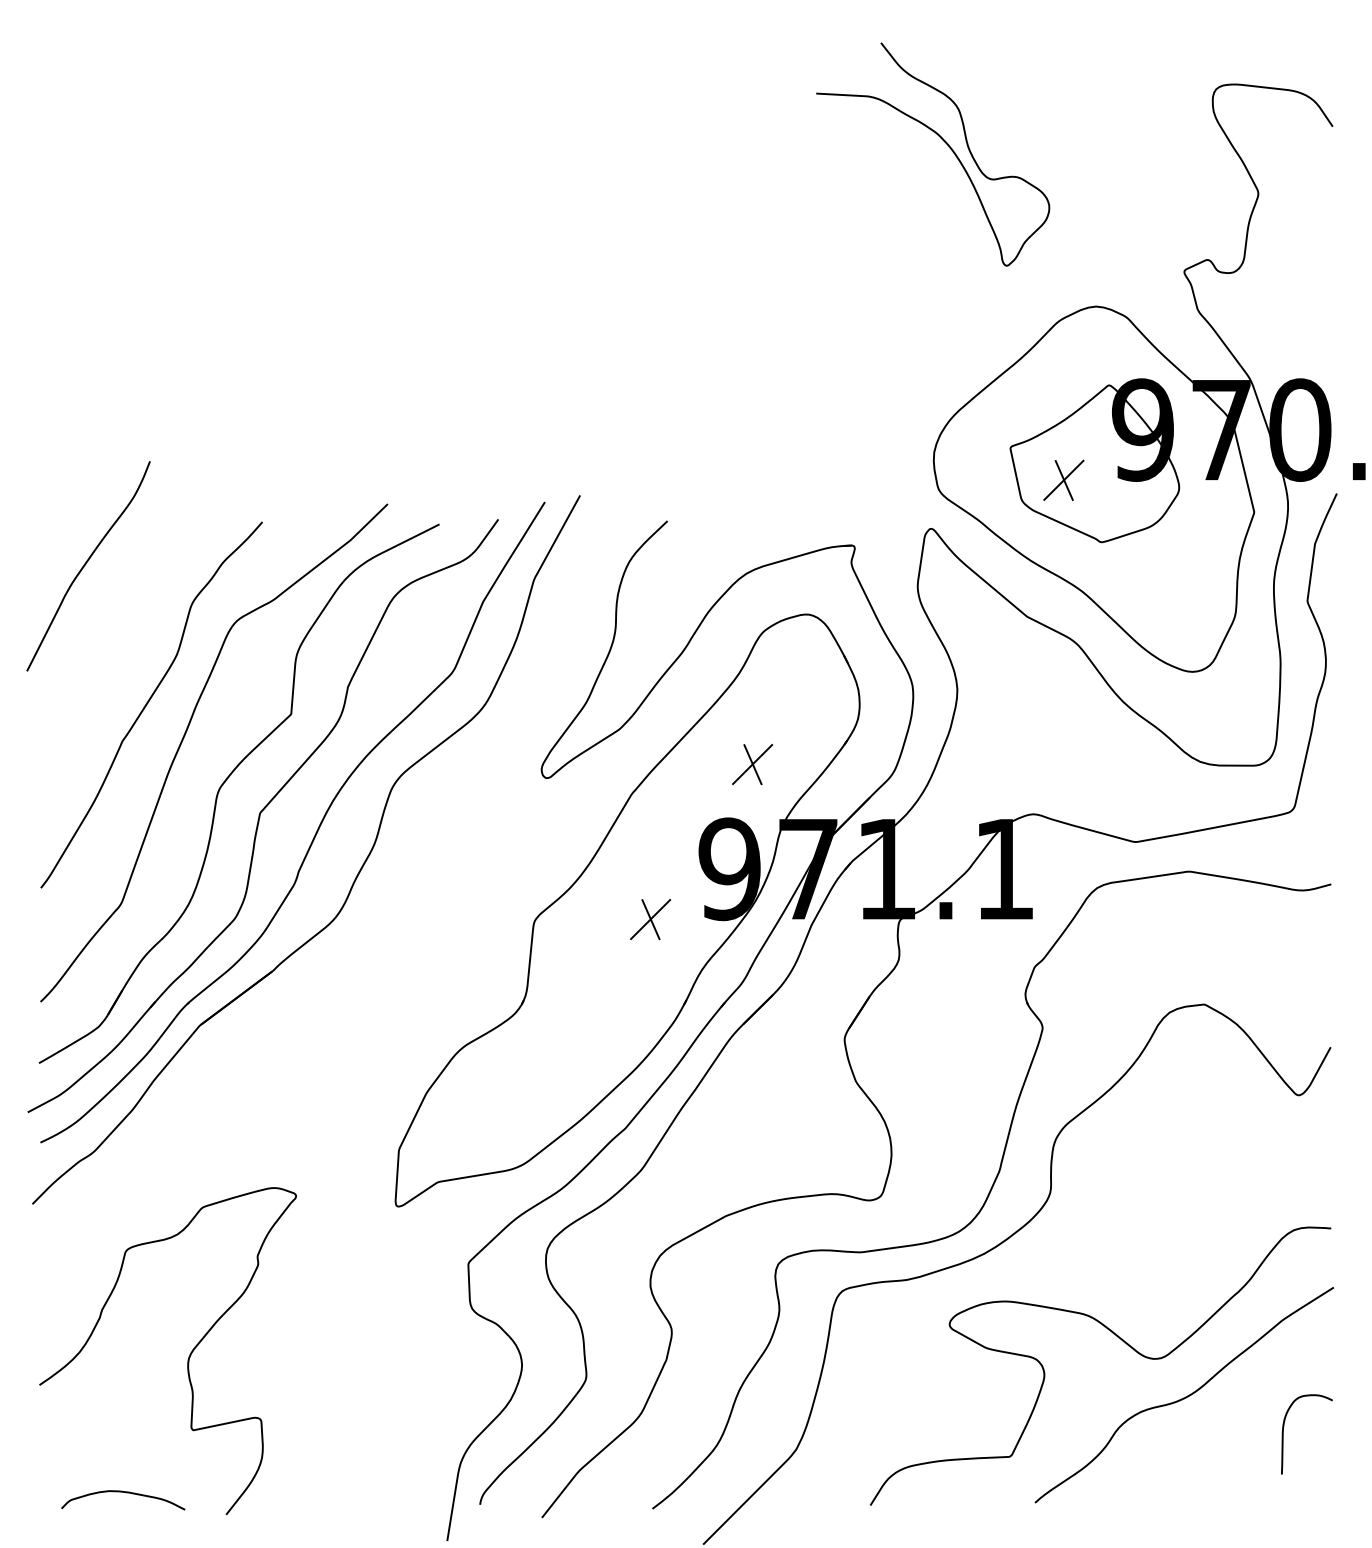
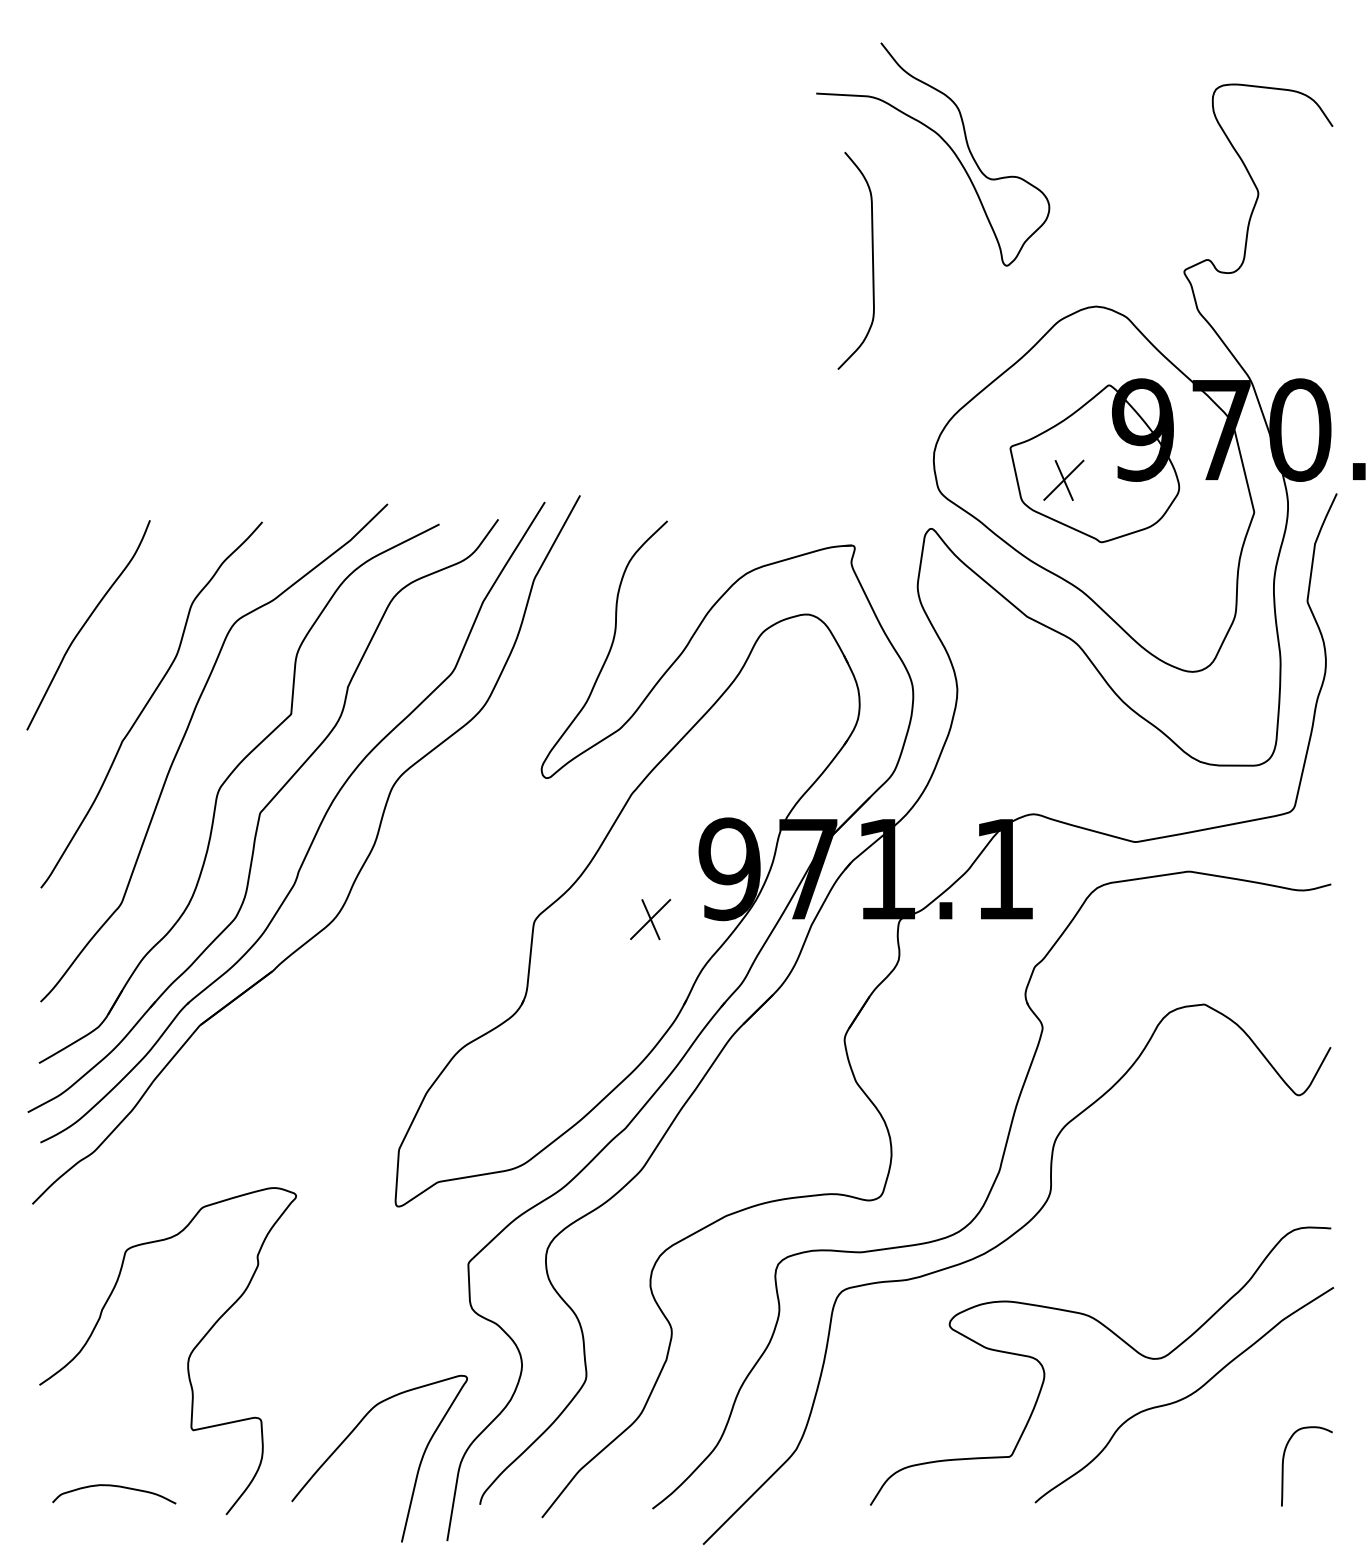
curve: none -> present (872, 260)
curve position: (86, 564) -> (86, 623) (86, 623)
part: present -> none (752, 764)
curve position: (1283, 1434) -> (1283, 1466) (1283, 1466)
curve: none -> present (350, 1435)
curve position: (126, 1493) -> (117, 1487) (117, 1487)
